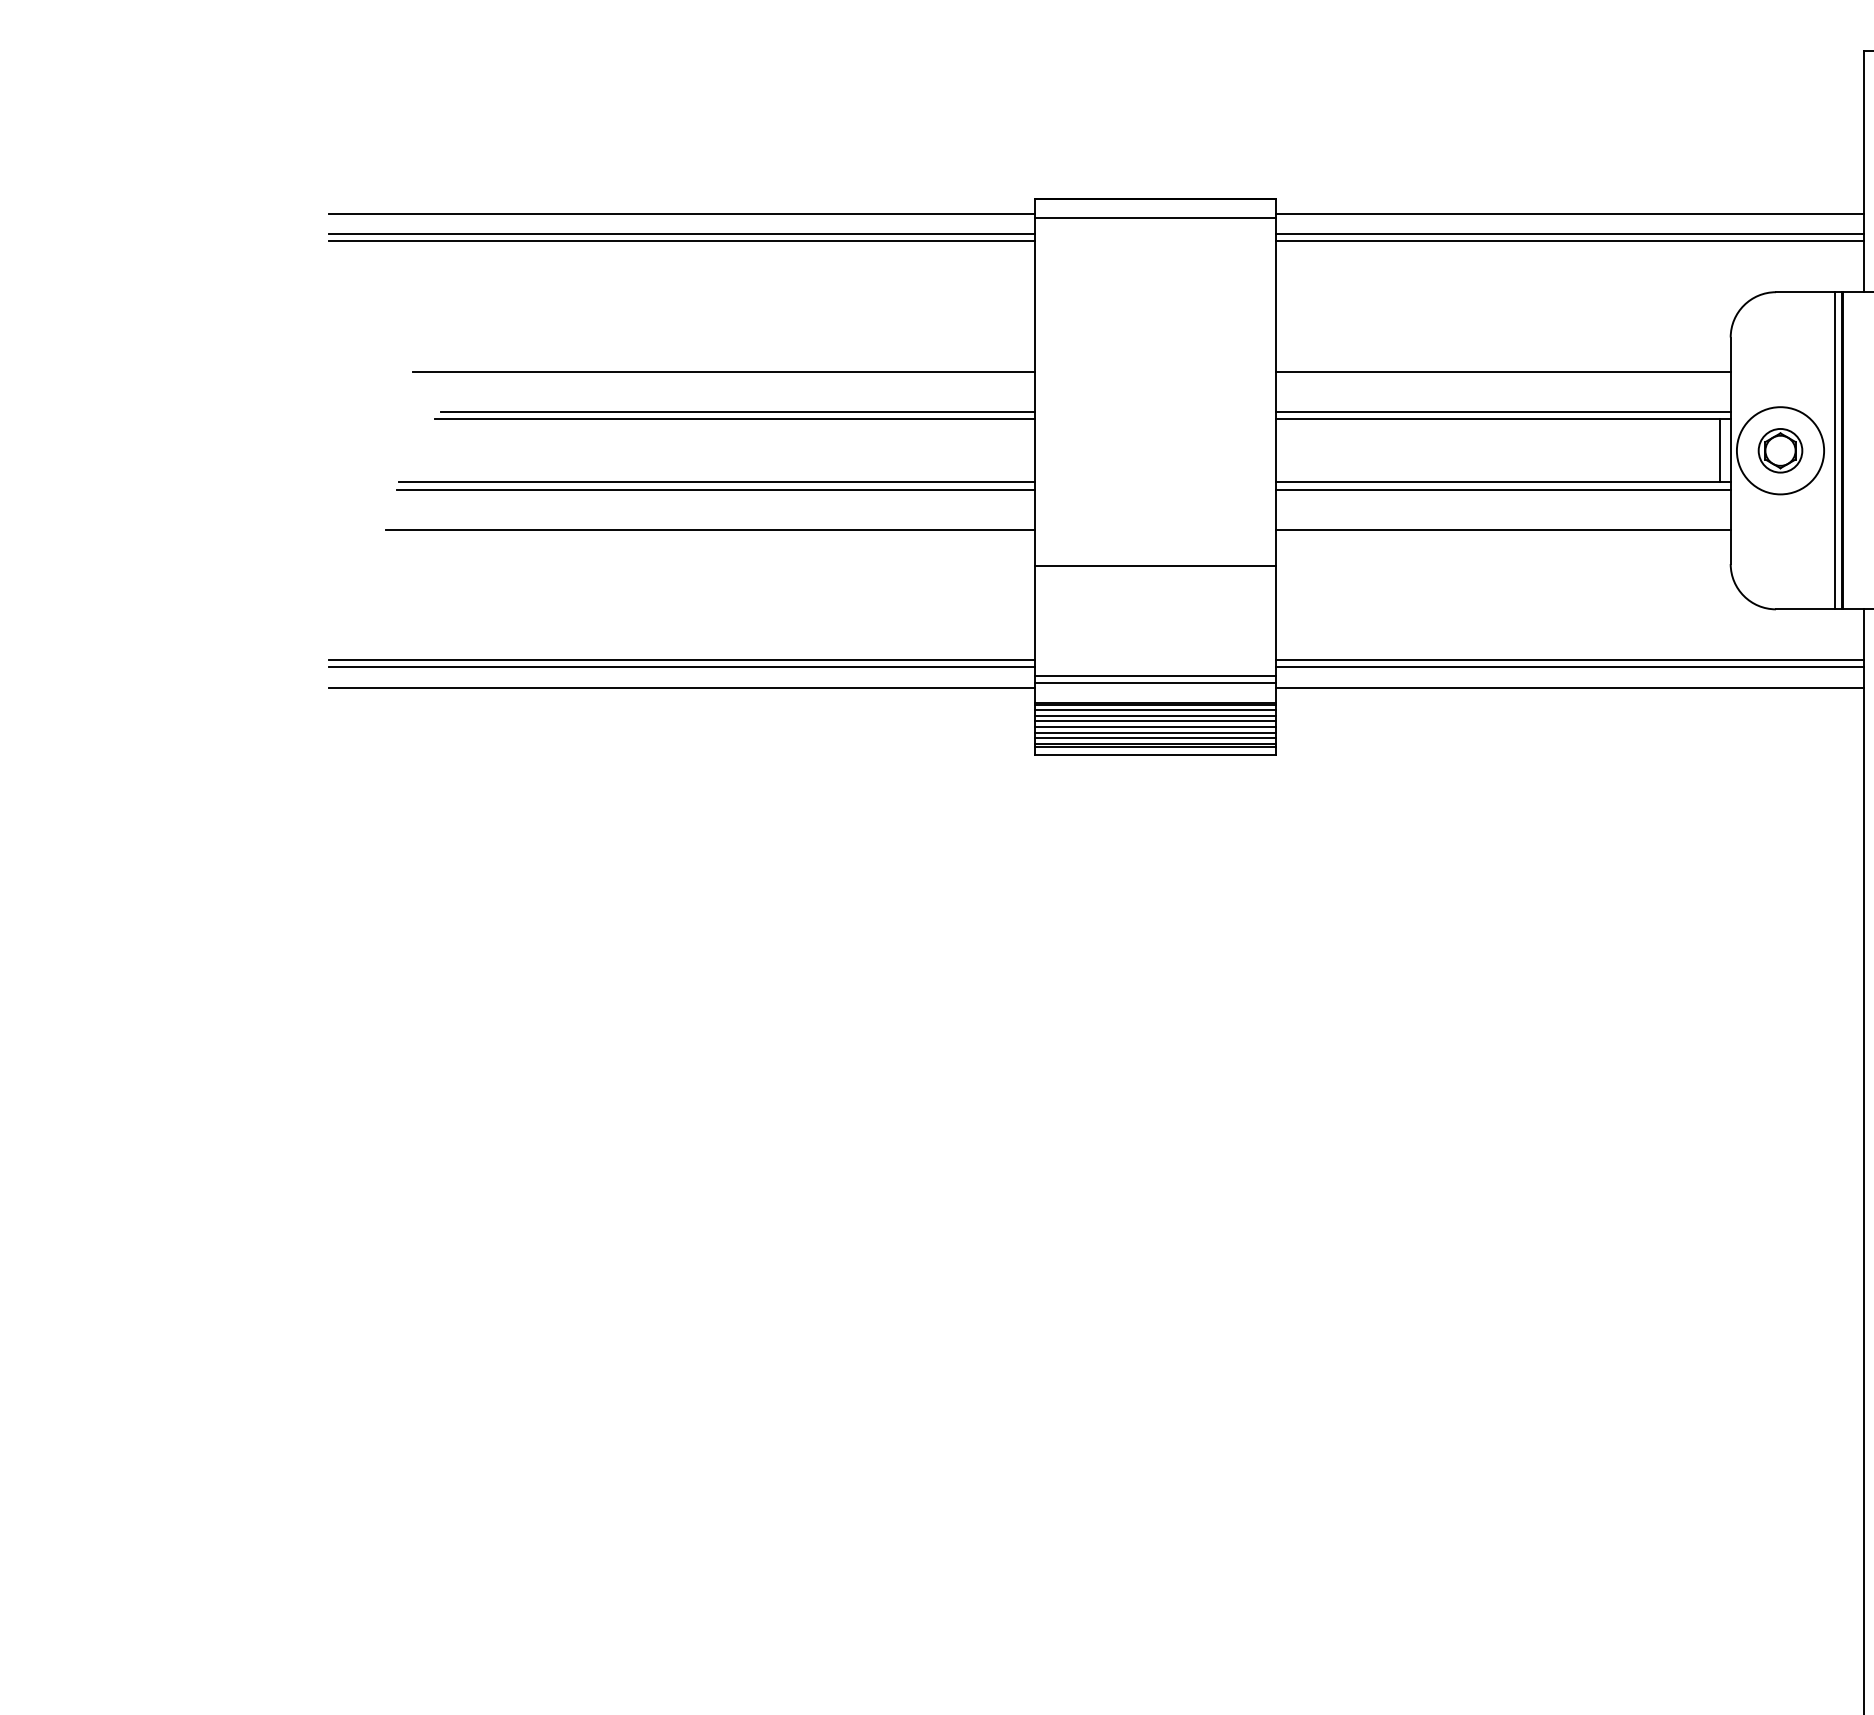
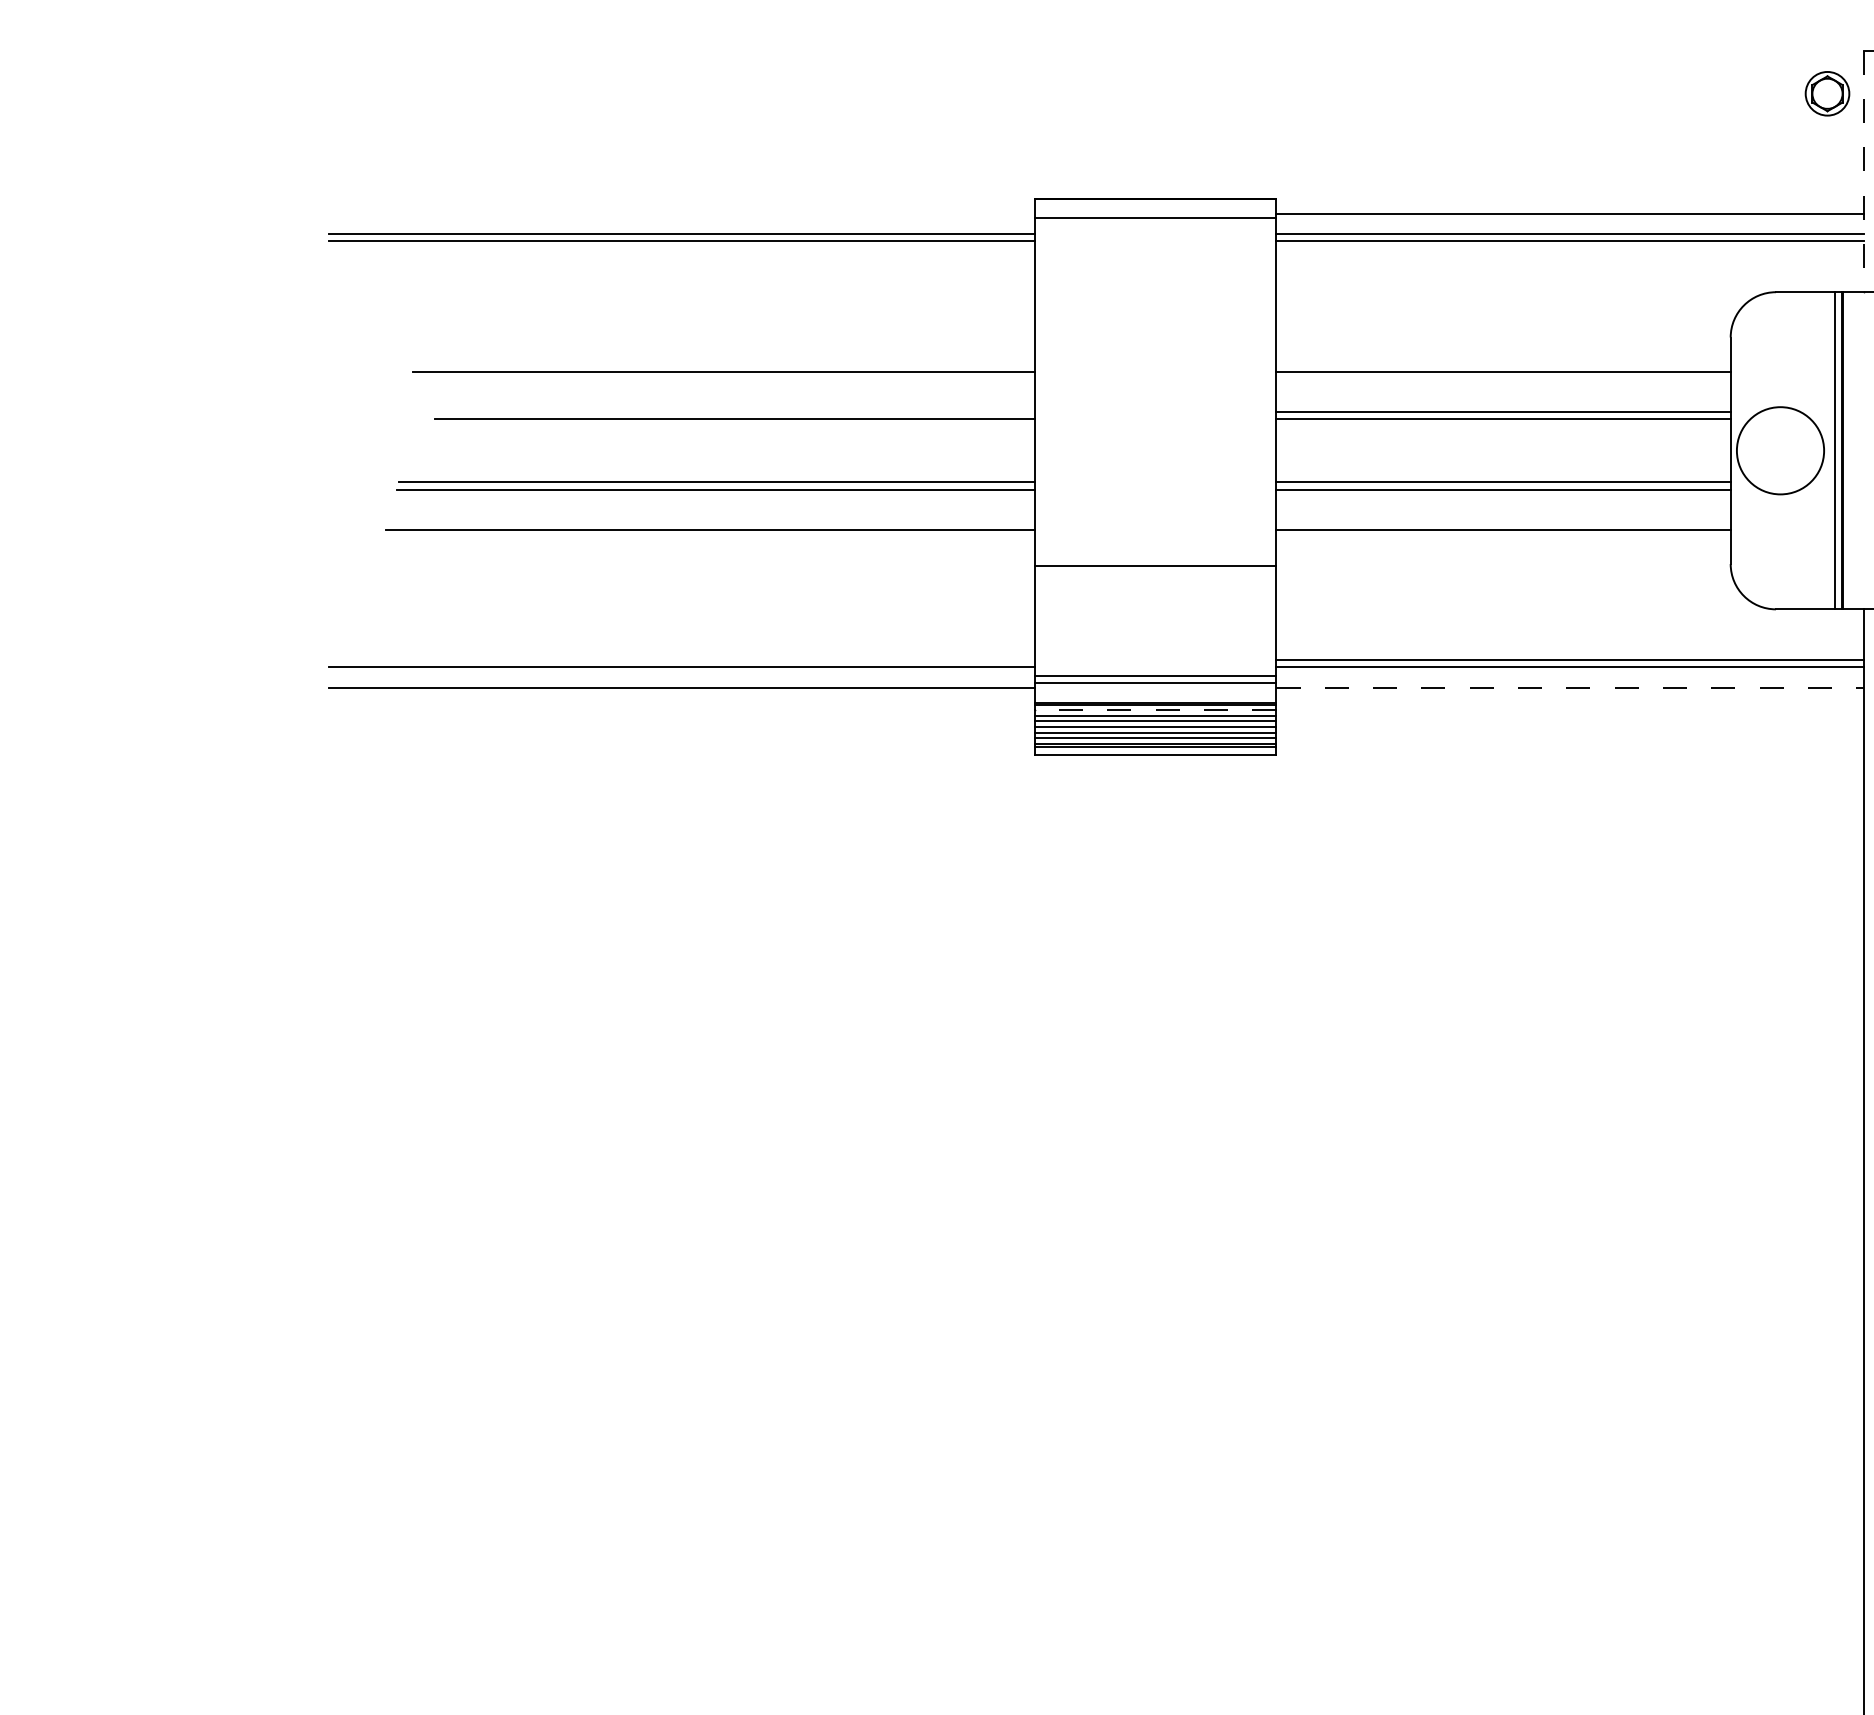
line: solid -> dashed (1863, 171)
line: present -> none (681, 213)
line: present -> none (737, 411)
line: present -> none (1720, 450)
part position: (1780, 450) -> (1827, 93) (1827, 93)
line: present -> none (681, 660)
line: solid -> dashed (1569, 687)
line: solid -> dashed (1155, 710)
